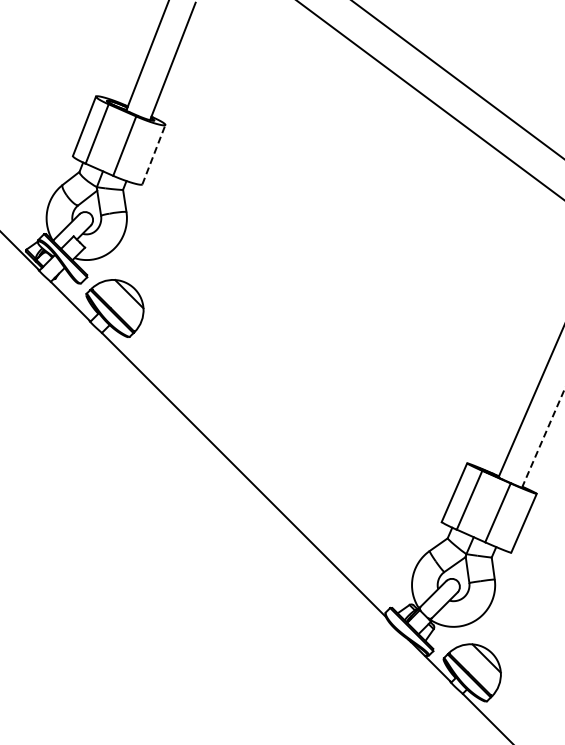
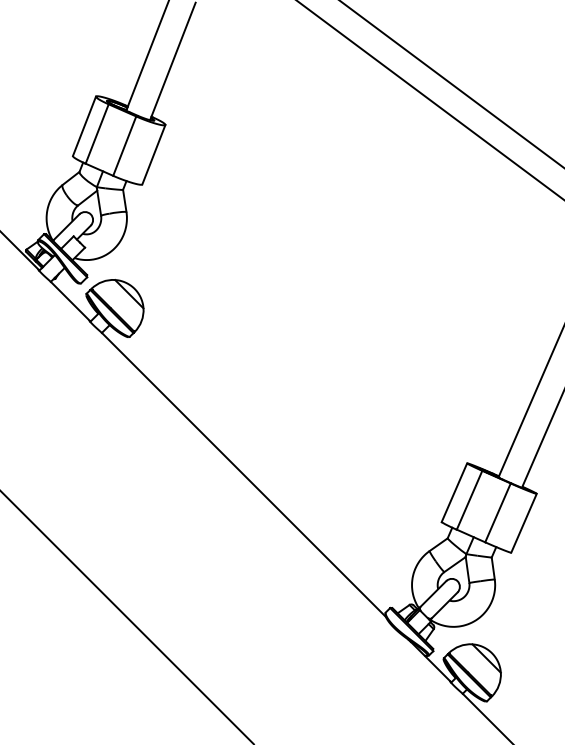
line position: (457, 79) -> (451, 84) (451, 84)
line: dashed -> solid (153, 154)
line: dashed -> solid (543, 438)
line: none -> present (126, 616)
